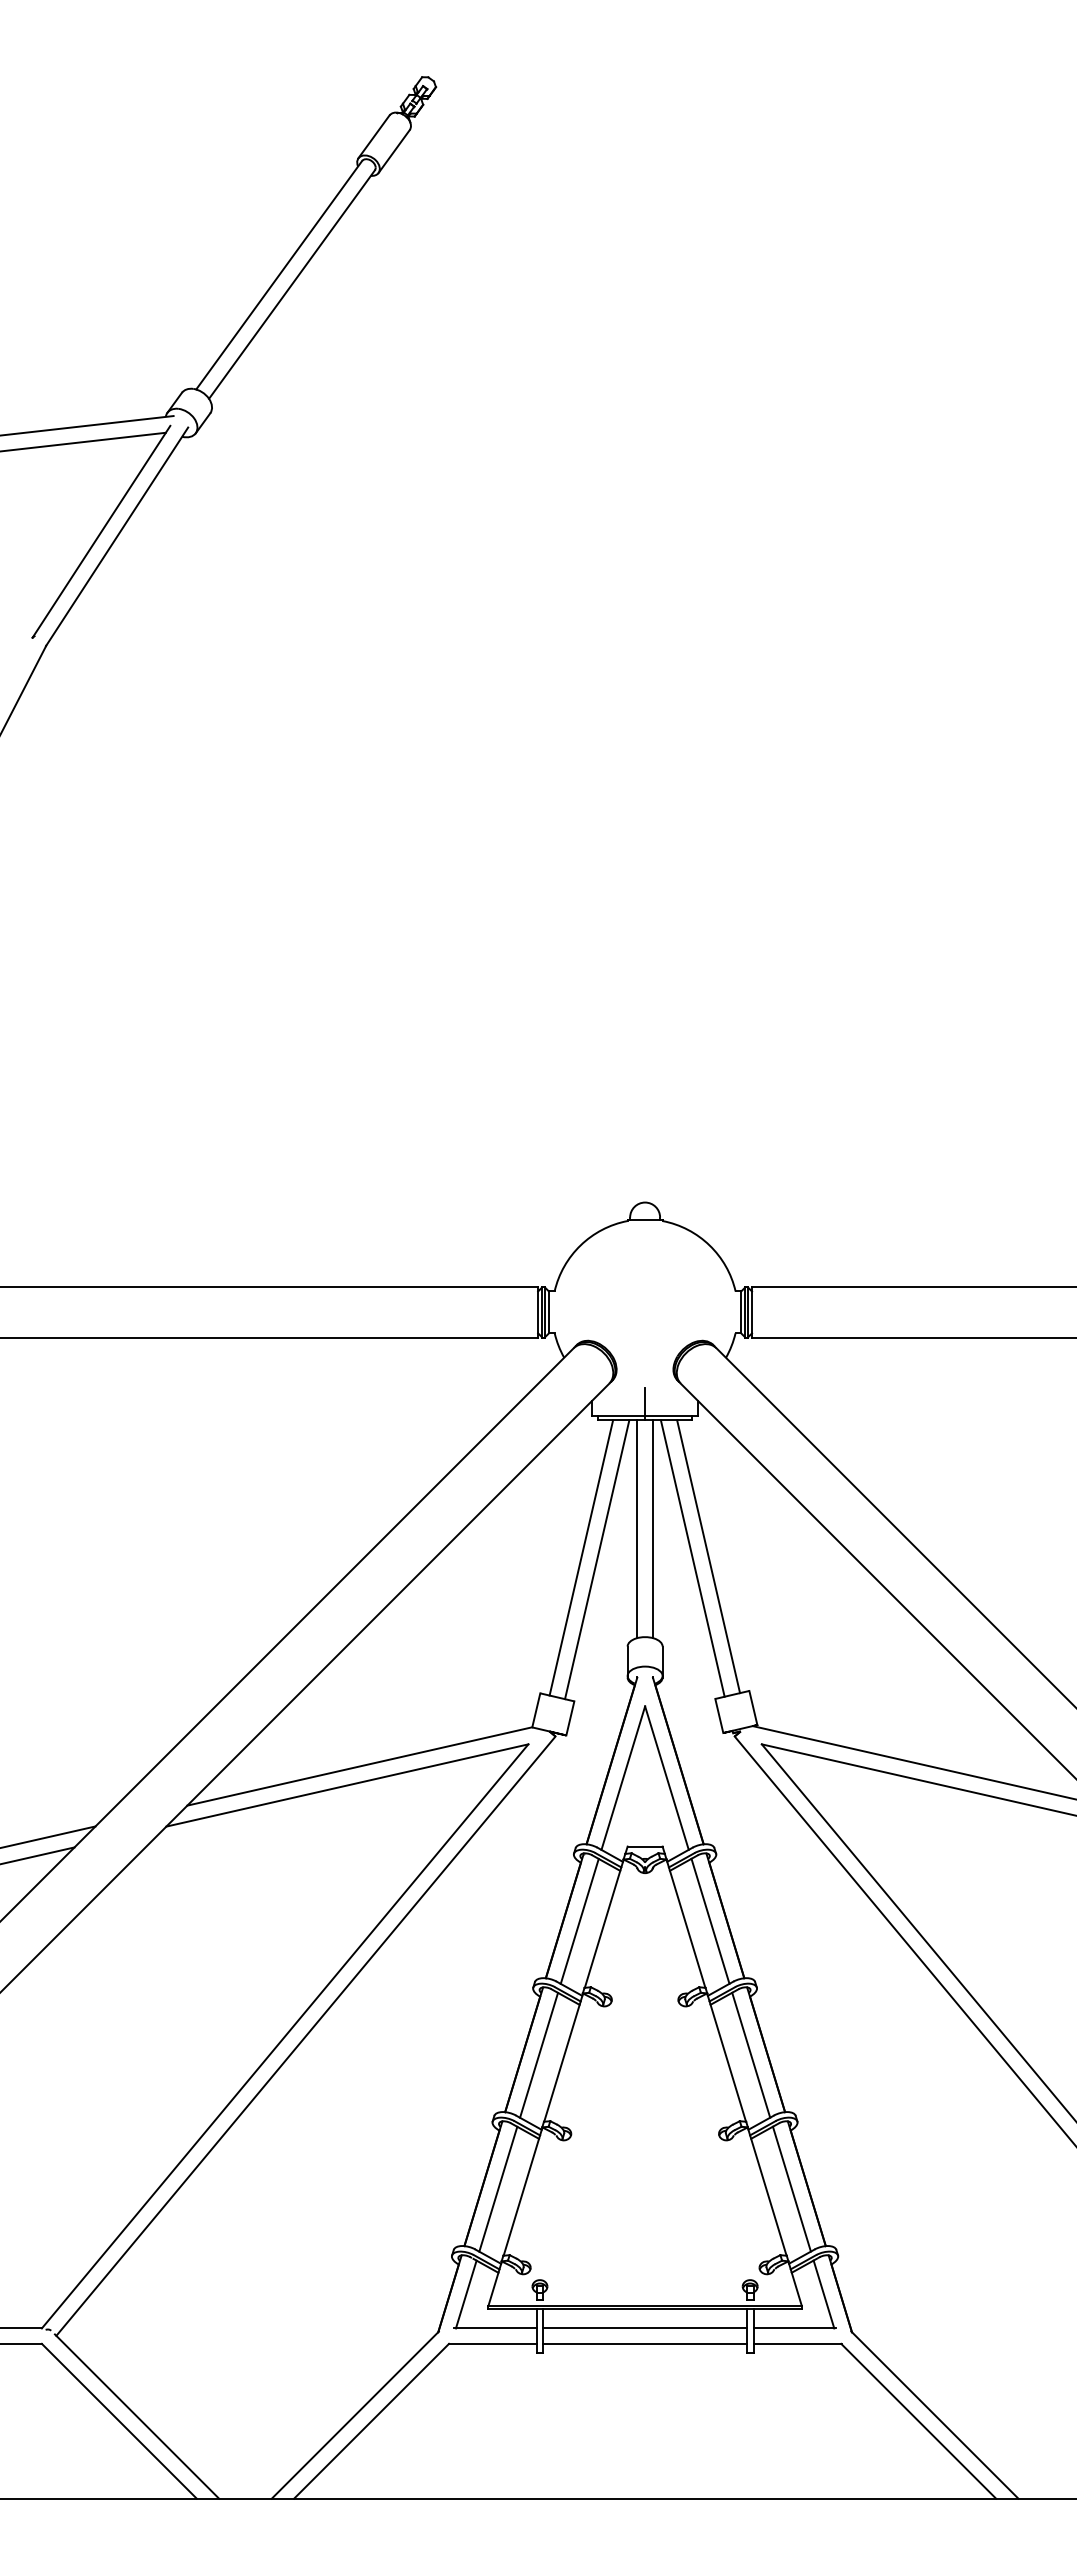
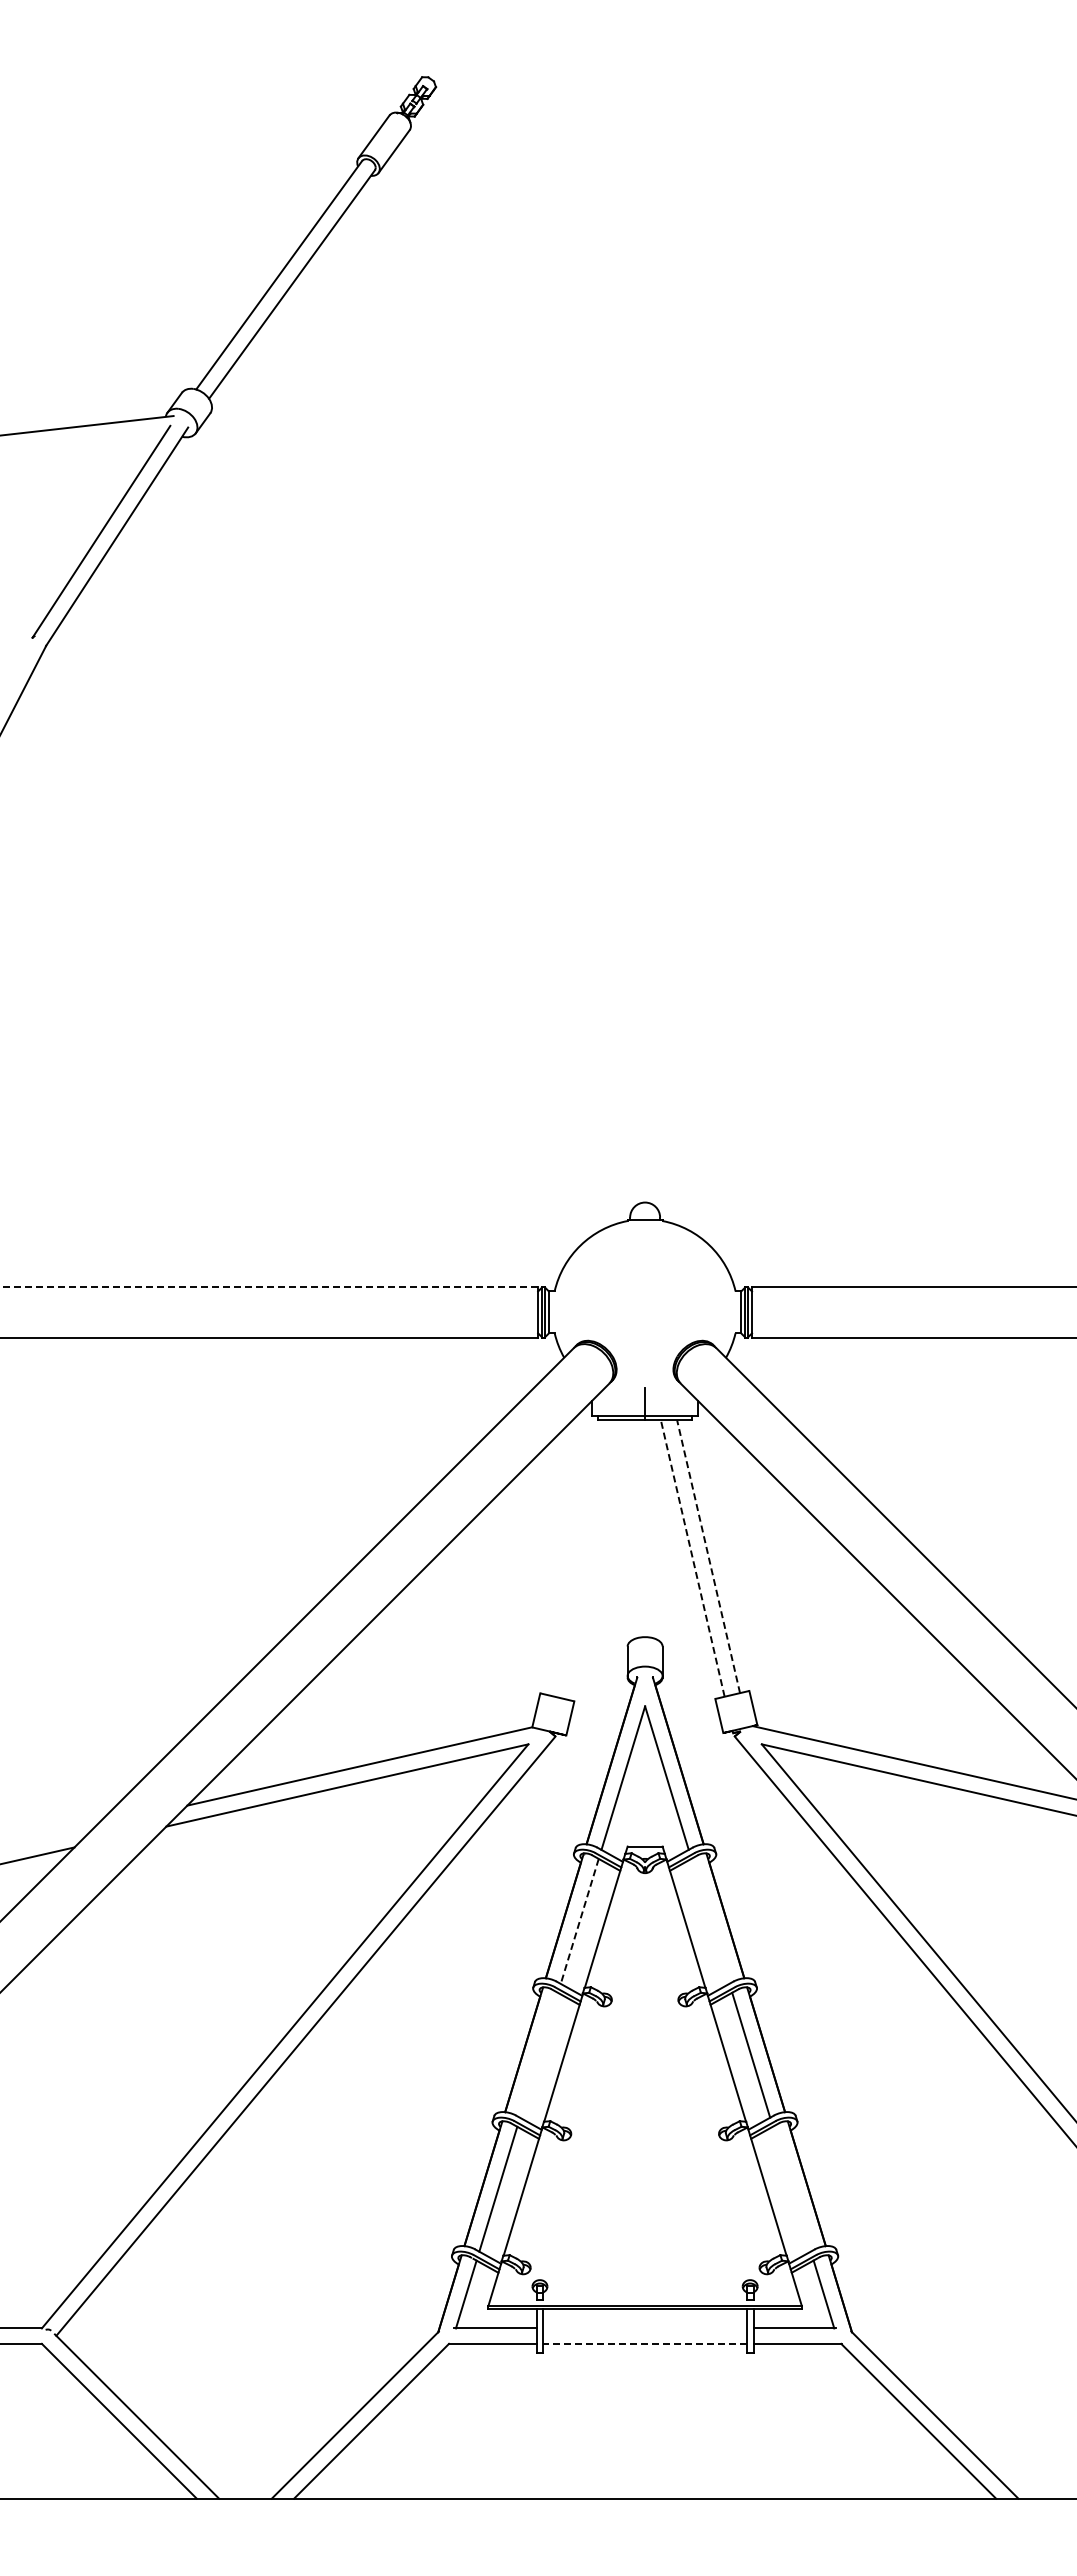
line: present -> none (83, 441)
line: solid -> dashed (269, 1287)
line: present -> none (637, 1529)
line: present -> none (653, 1529)
line: solid -> dashed (708, 1556)
line: present -> none (581, 1557)
line: solid -> dashed (692, 1558)
line: present -> none (597, 1559)
line: present -> none (48, 1836)
line: present -> none (710, 1920)
line: solid -> dashed (579, 1921)
line: present -> none (539, 2054)
line: present -> none (791, 2188)
line: present -> none (644, 2328)
line: solid -> dashed (645, 2344)
